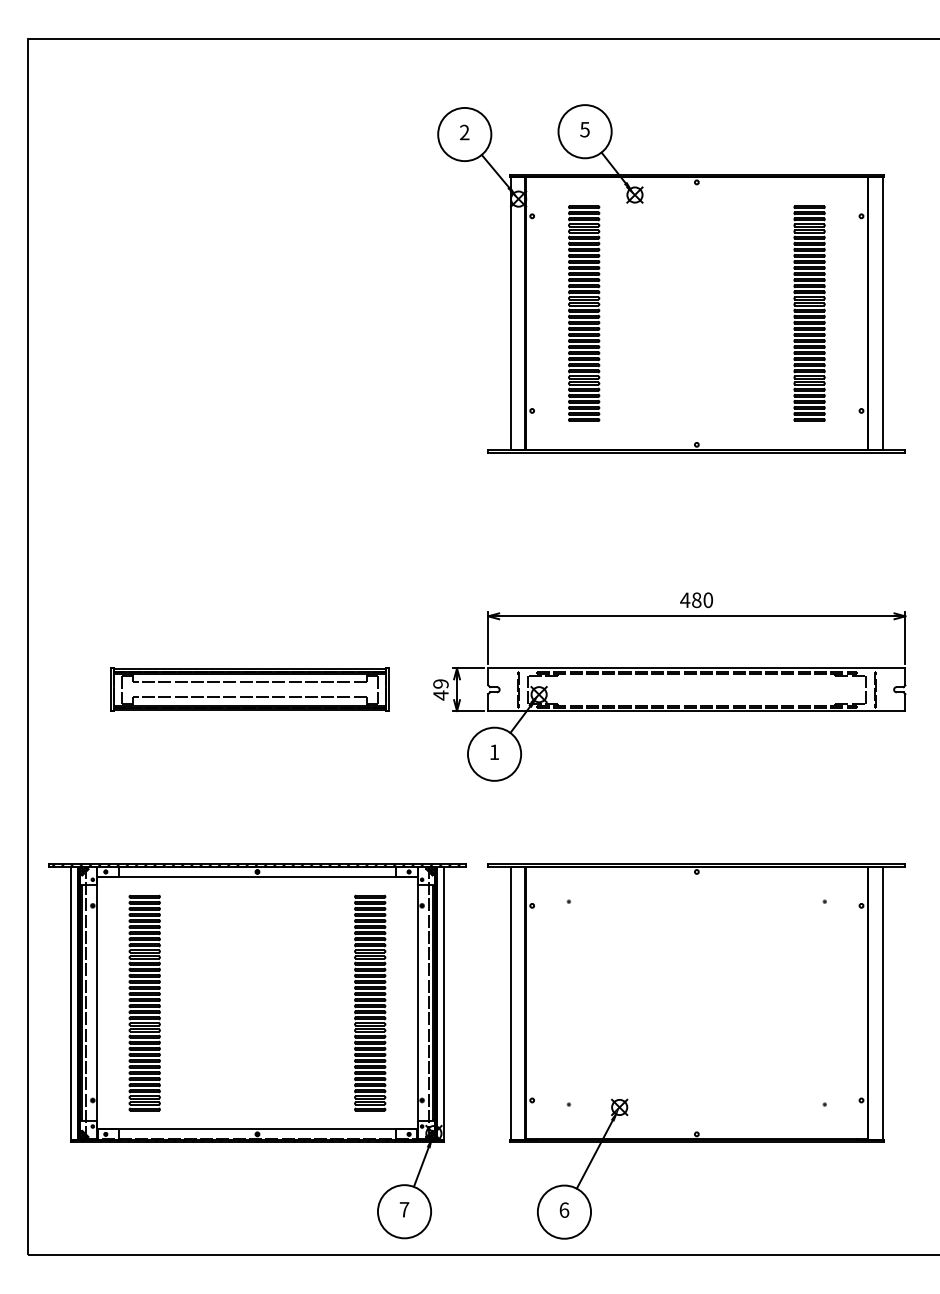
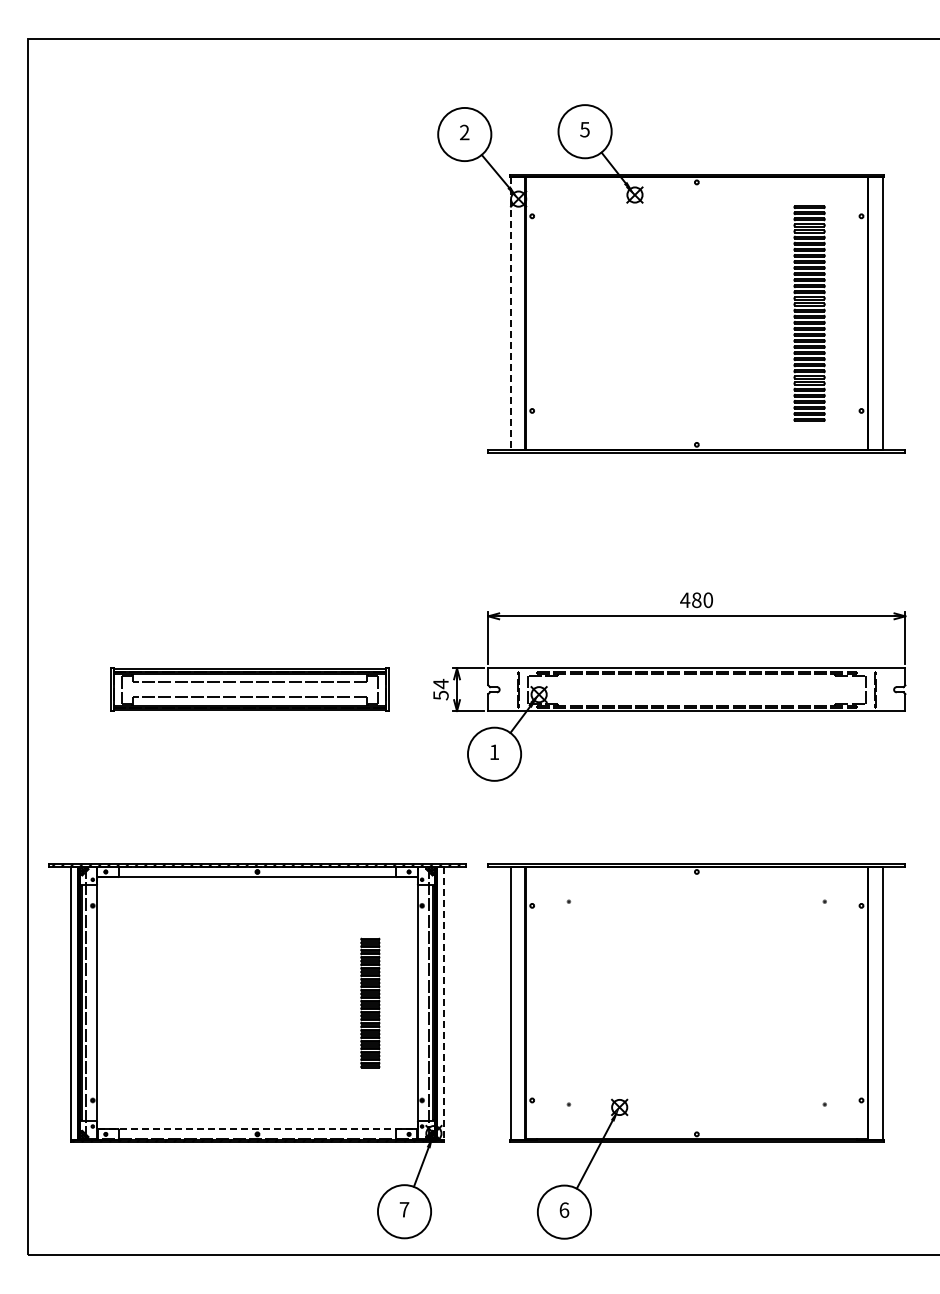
part: present -> none (584, 313)
line: solid -> dashed (510, 314)
text: 49 -> 54 (440, 689)
part: present -> none (144, 1002)
part size: 33x218 px -> 21x132 px (370, 1002)
line: solid -> dashed (443, 1003)
line: solid -> dashed (257, 1129)
